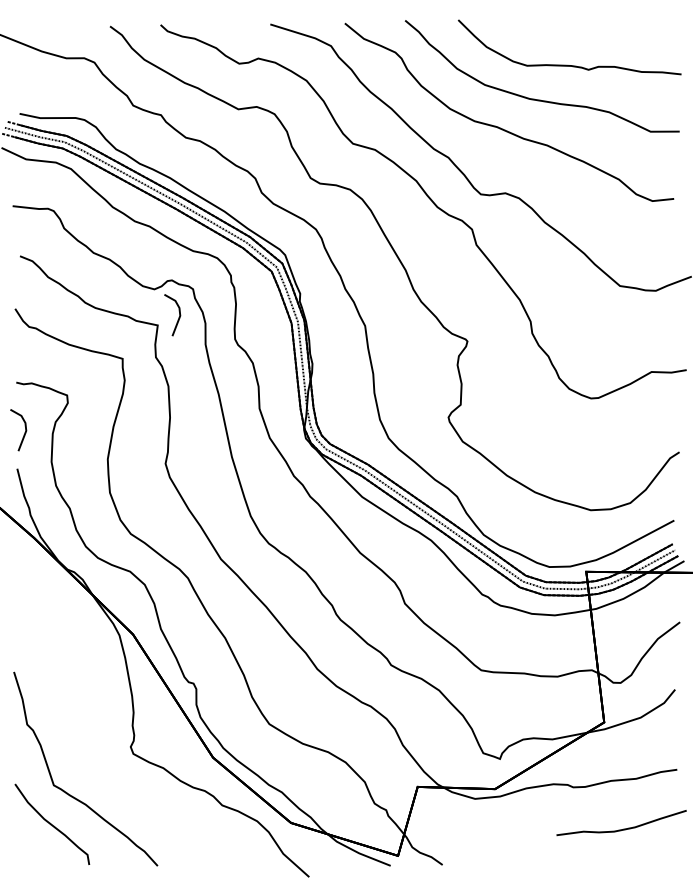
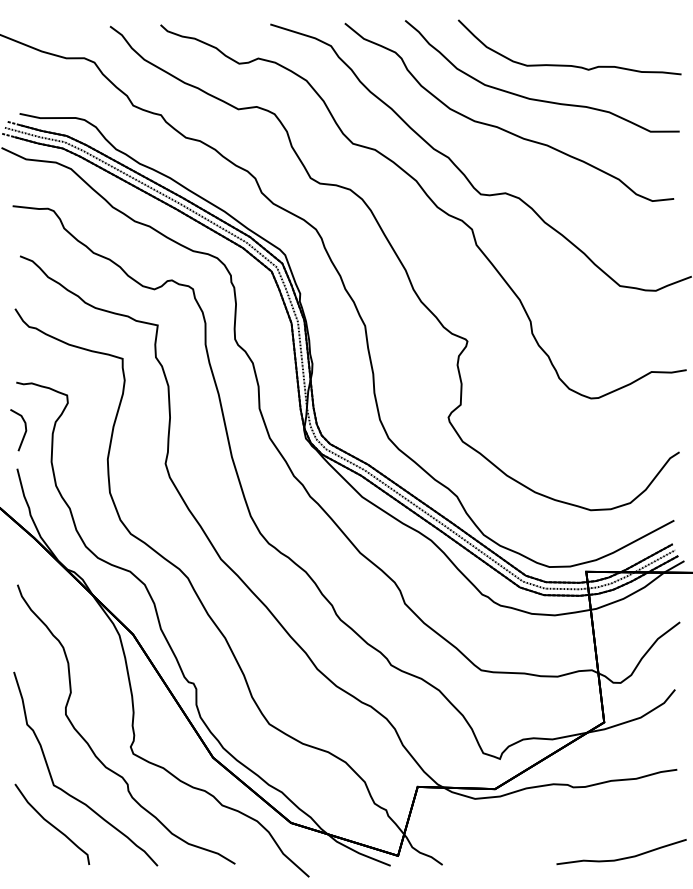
line: present -> none (178, 317)
curve: none -> present (91, 747)
curve position: (623, 828) -> (623, 857) (623, 857)
